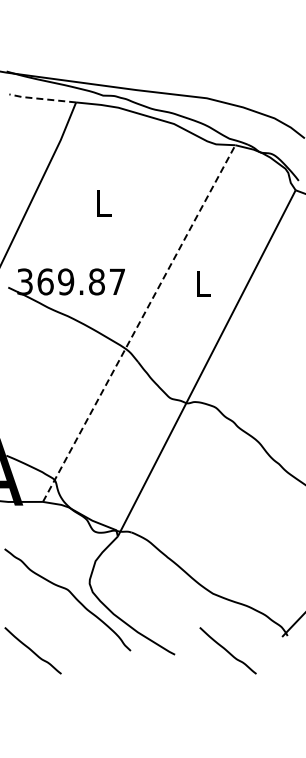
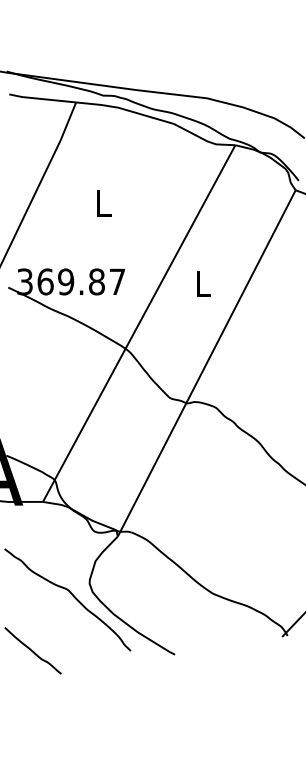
line: dashed -> solid (41, 99)
line: dashed -> solid (139, 323)
curve: present -> none (227, 650)
